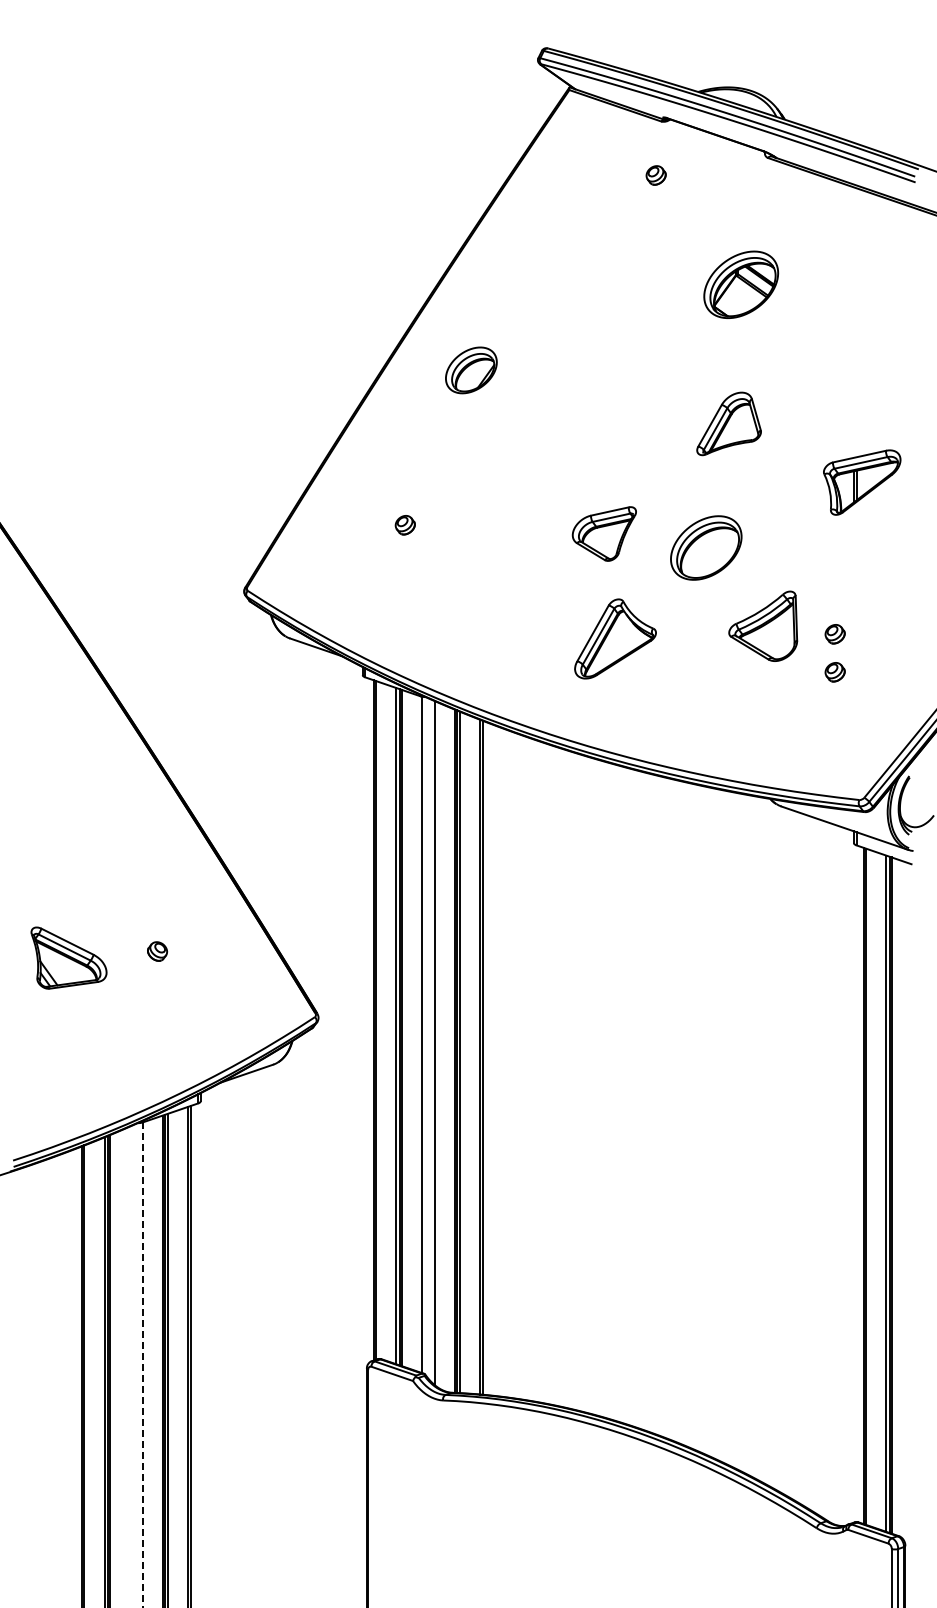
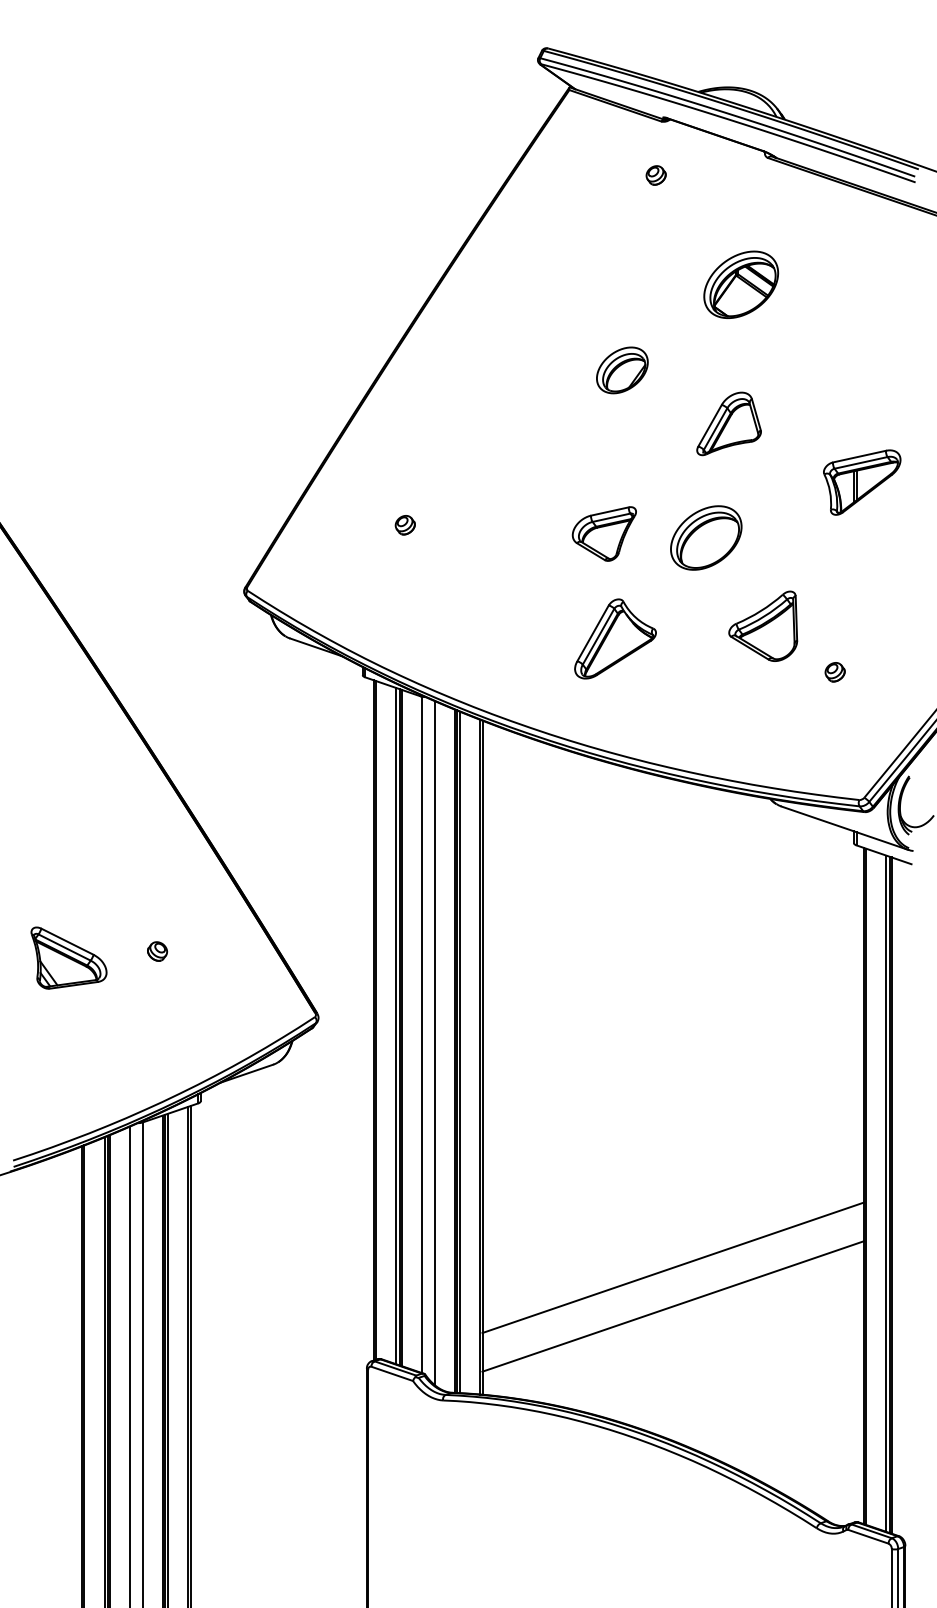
part position: (471, 370) -> (622, 370) (622, 370)
part position: (706, 547) -> (706, 537) (706, 537)
part: present -> none (834, 634)
line: none -> present (672, 1267)
line: none -> present (672, 1306)
line: none -> present (129, 1365)
line: dashed -> solid (142, 1365)
